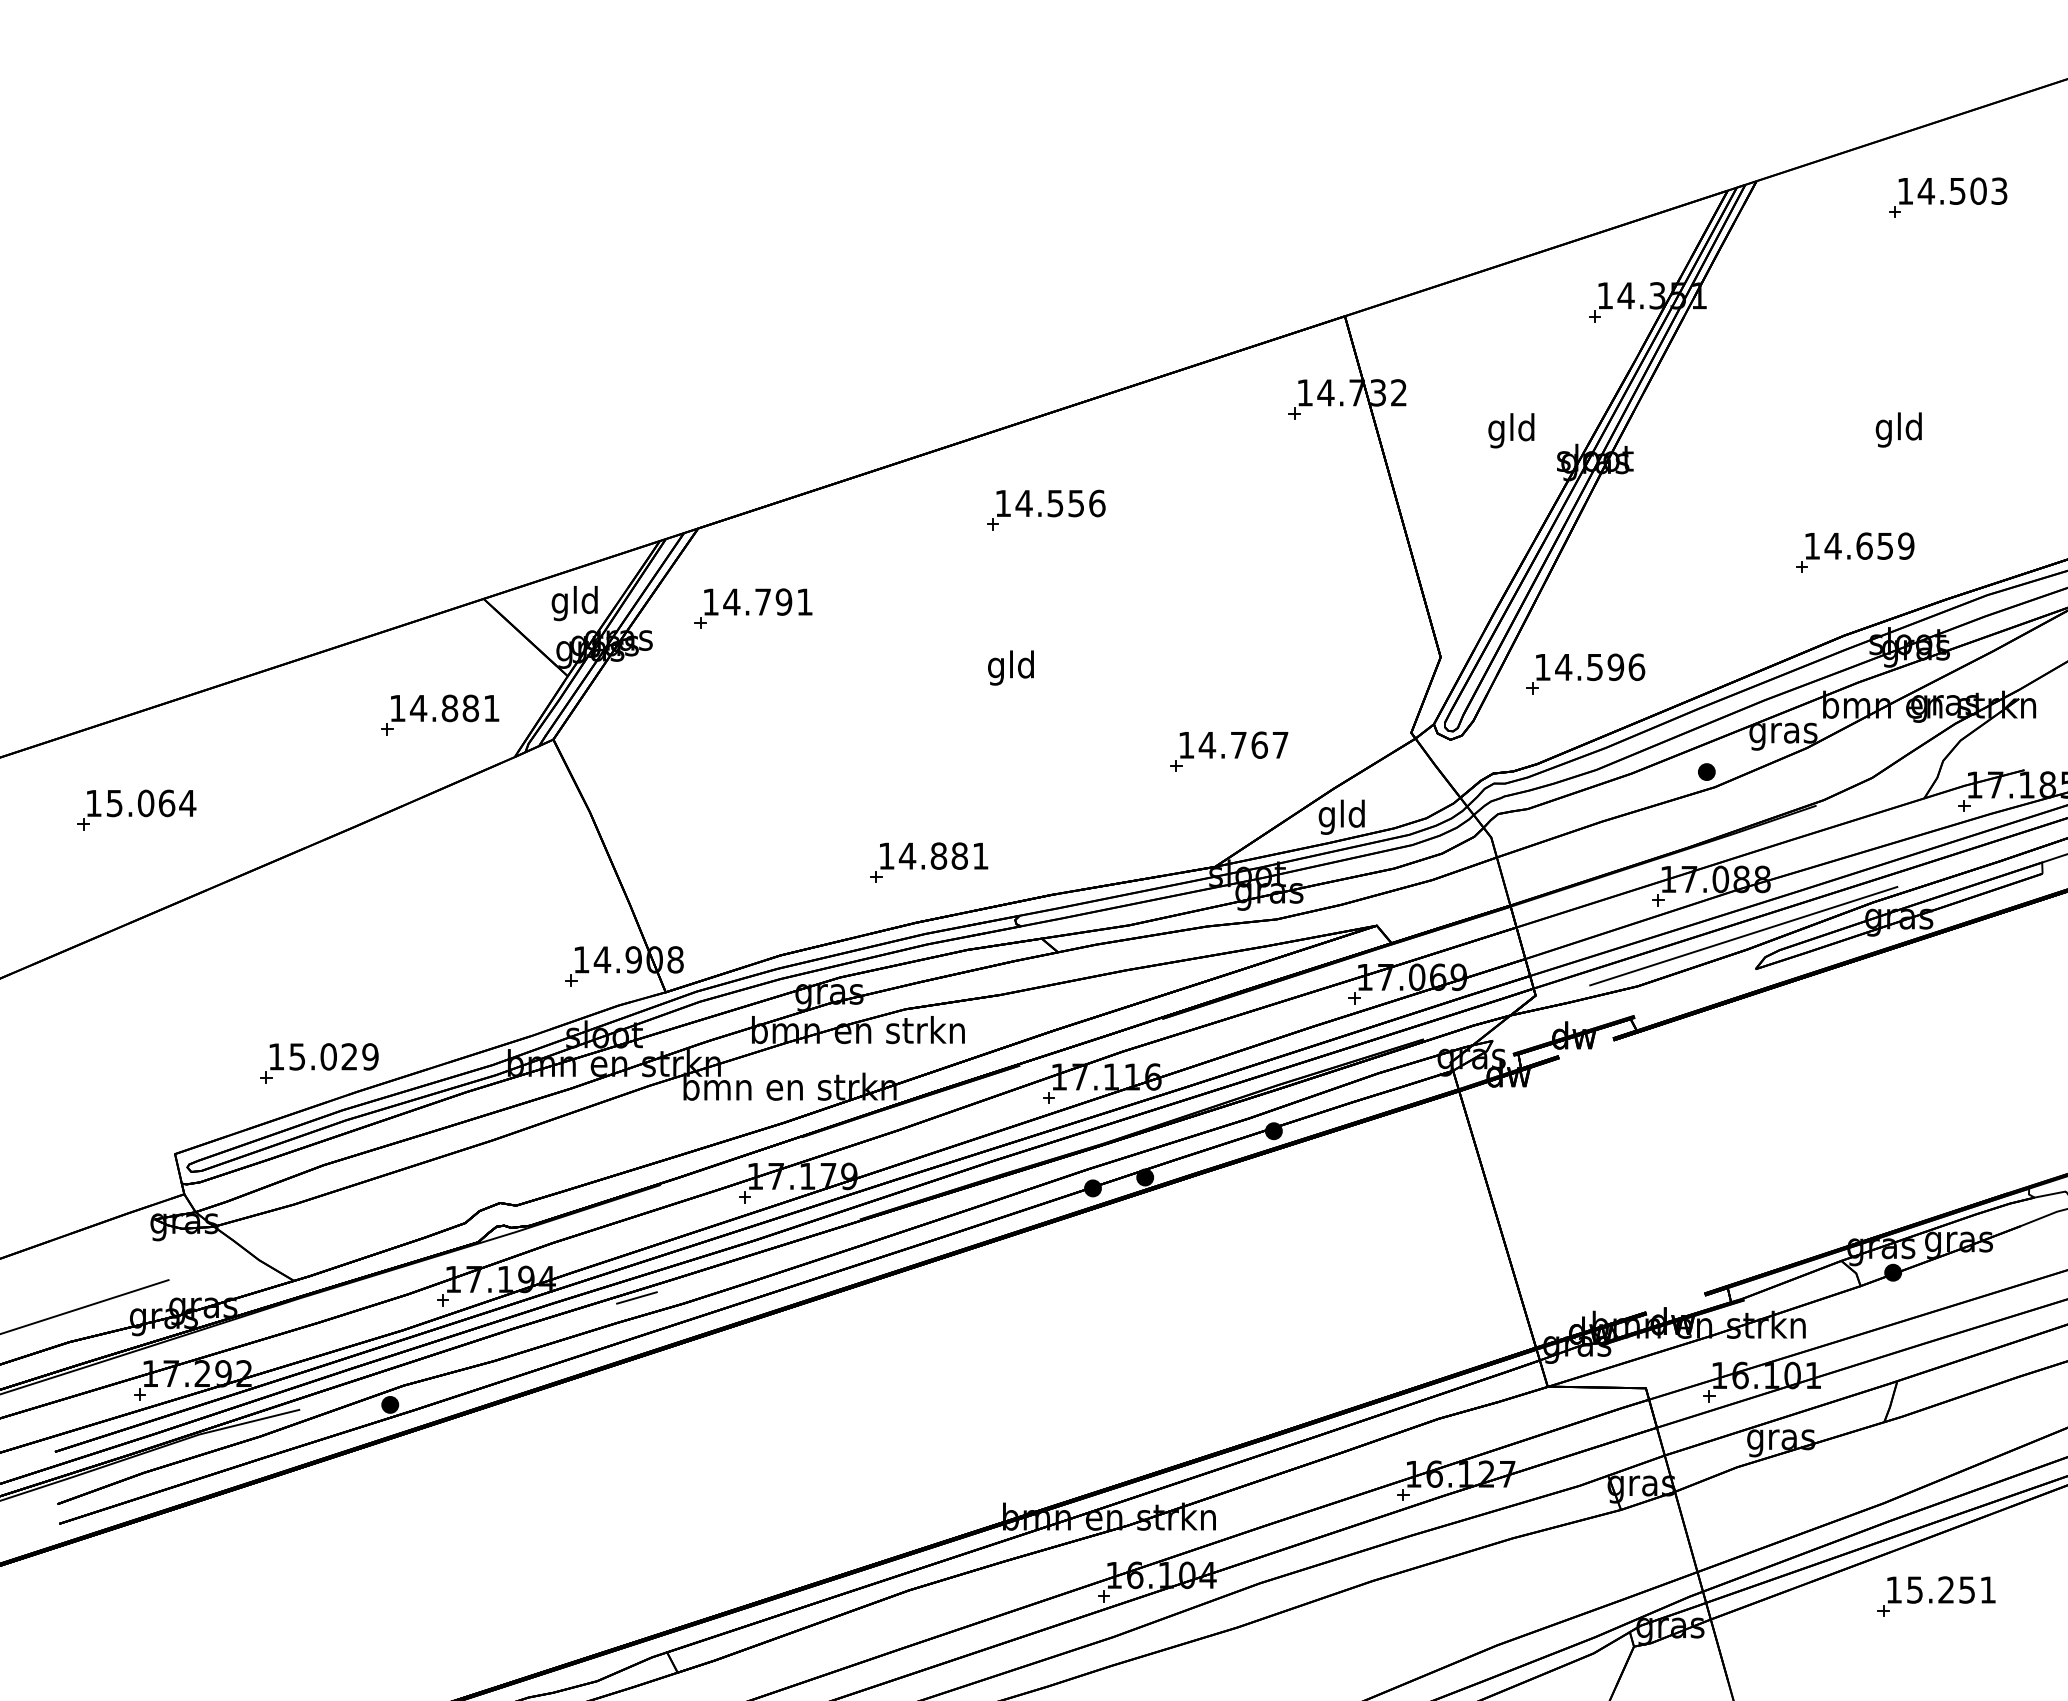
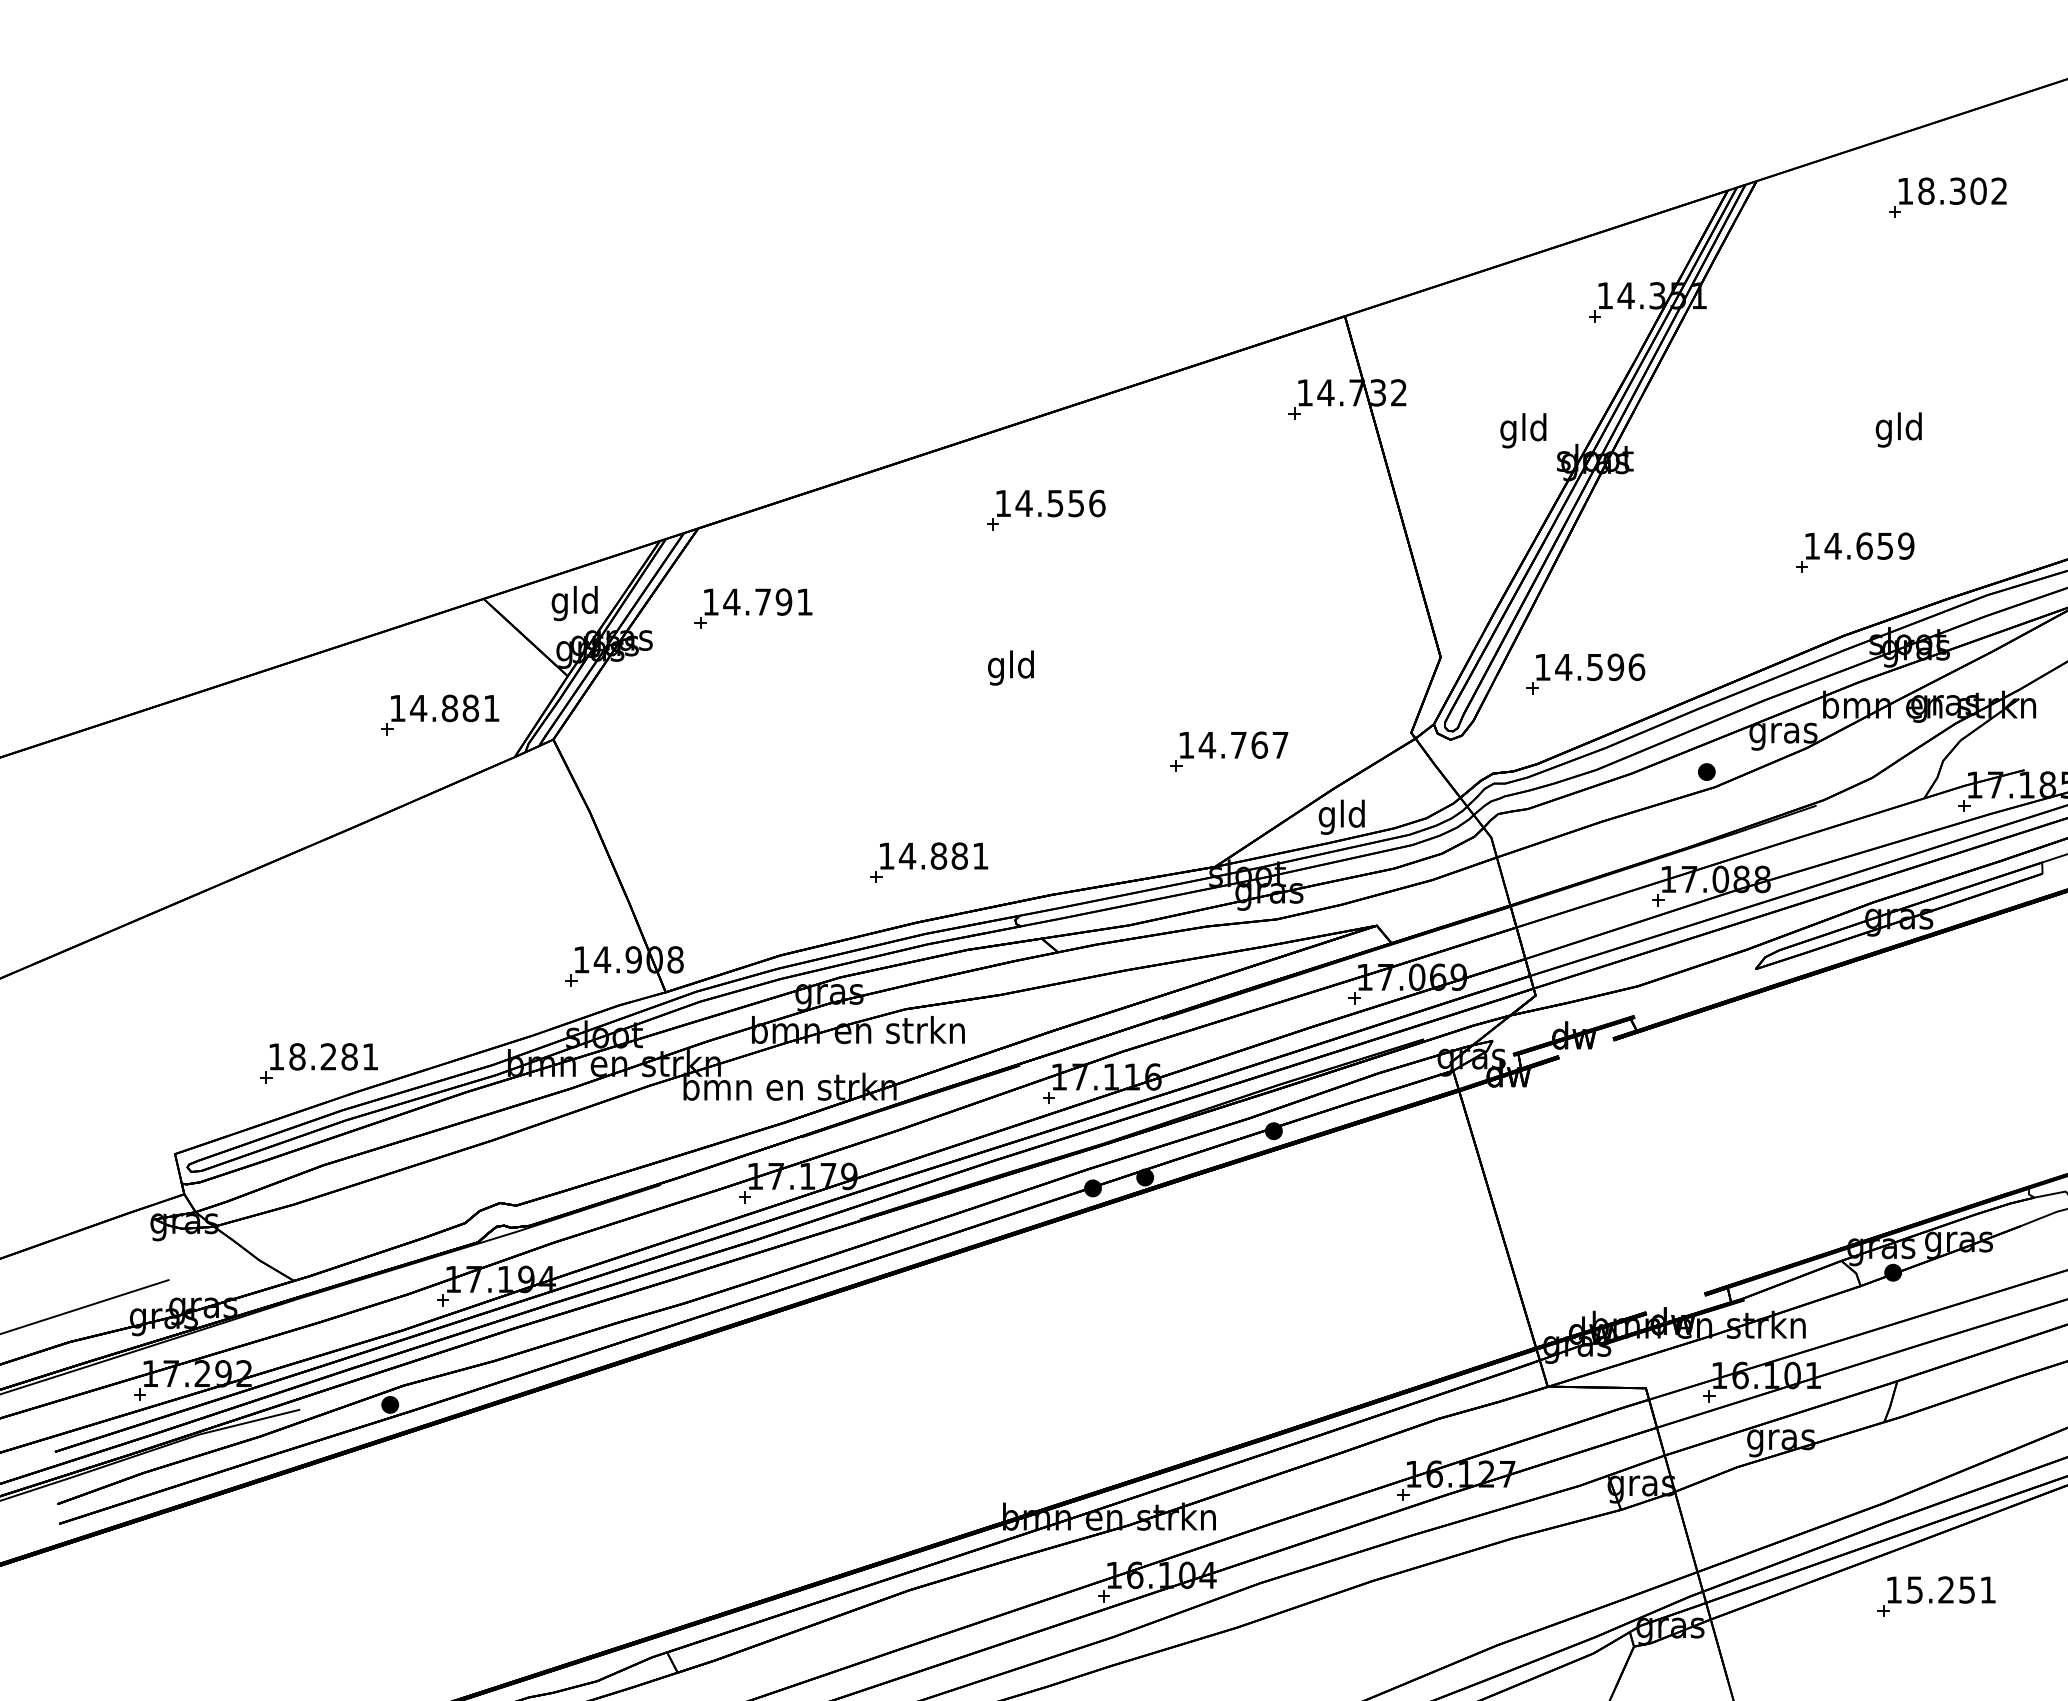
text: 14.503 -> 18.302 (1962, 190)
text position: (1511, 430) -> (1523, 430) (1523, 430)
part: present -> none (136, 809)
line: present -> none (1743, 936)
text: 15.029 -> 18.281 (333, 1056)
line: present -> none (636, 1297)
